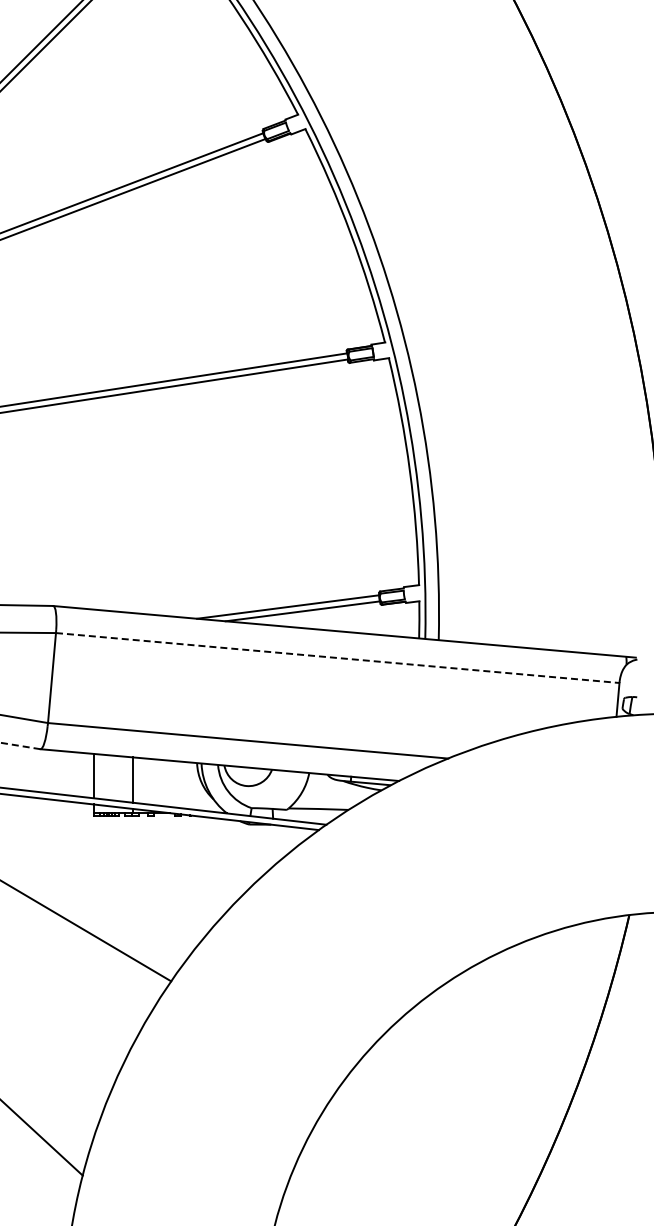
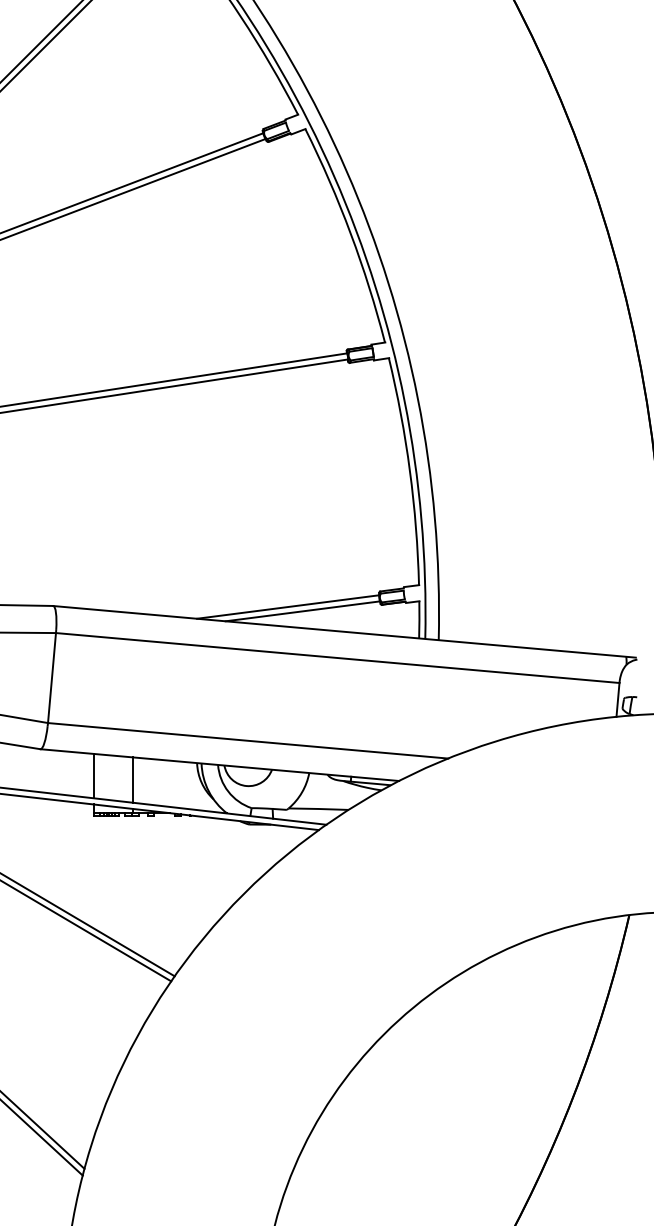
line: dashed -> solid (337, 658)
line: dashed -> solid (19, 745)
line: none -> present (88, 925)
line: none -> present (43, 1130)
